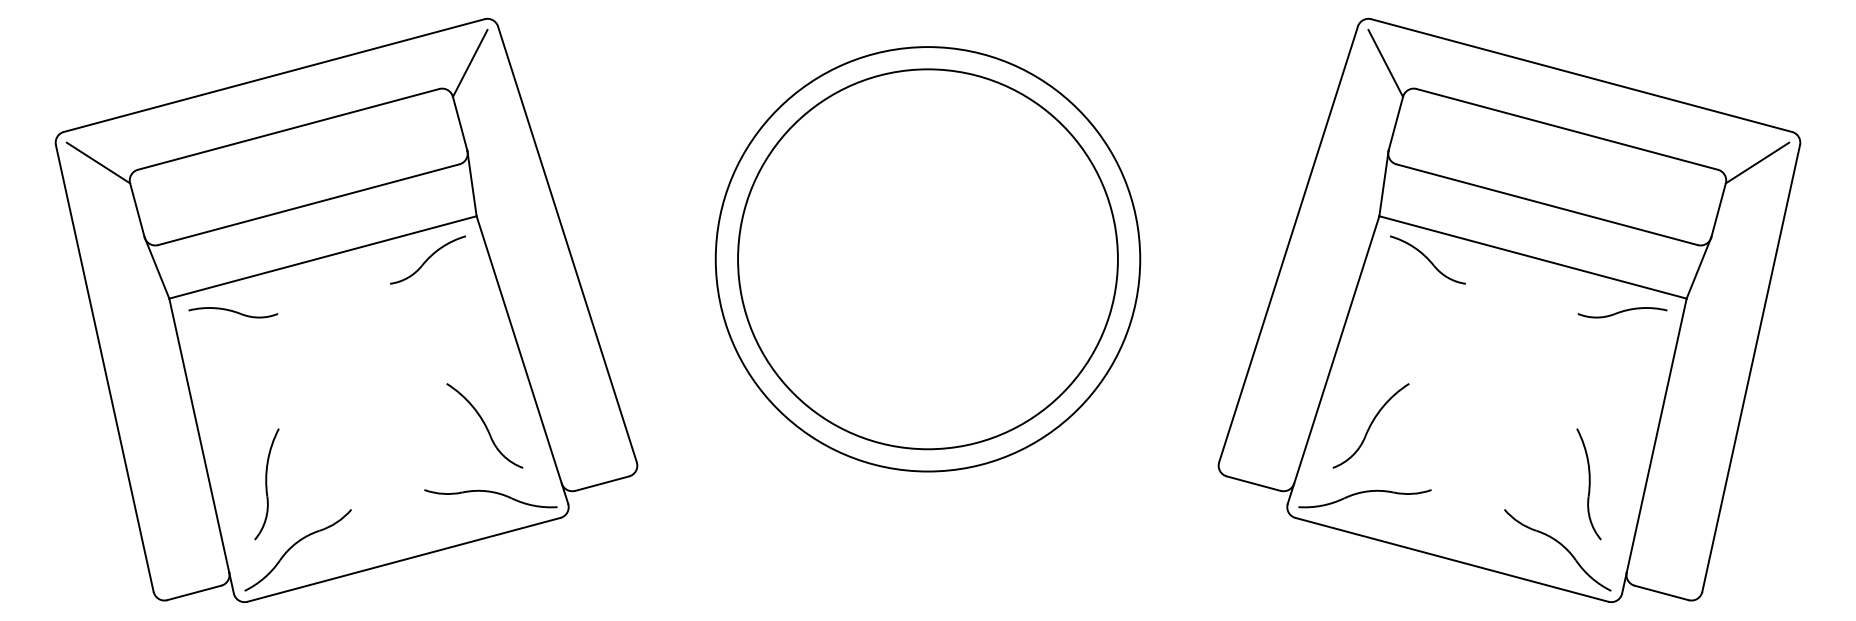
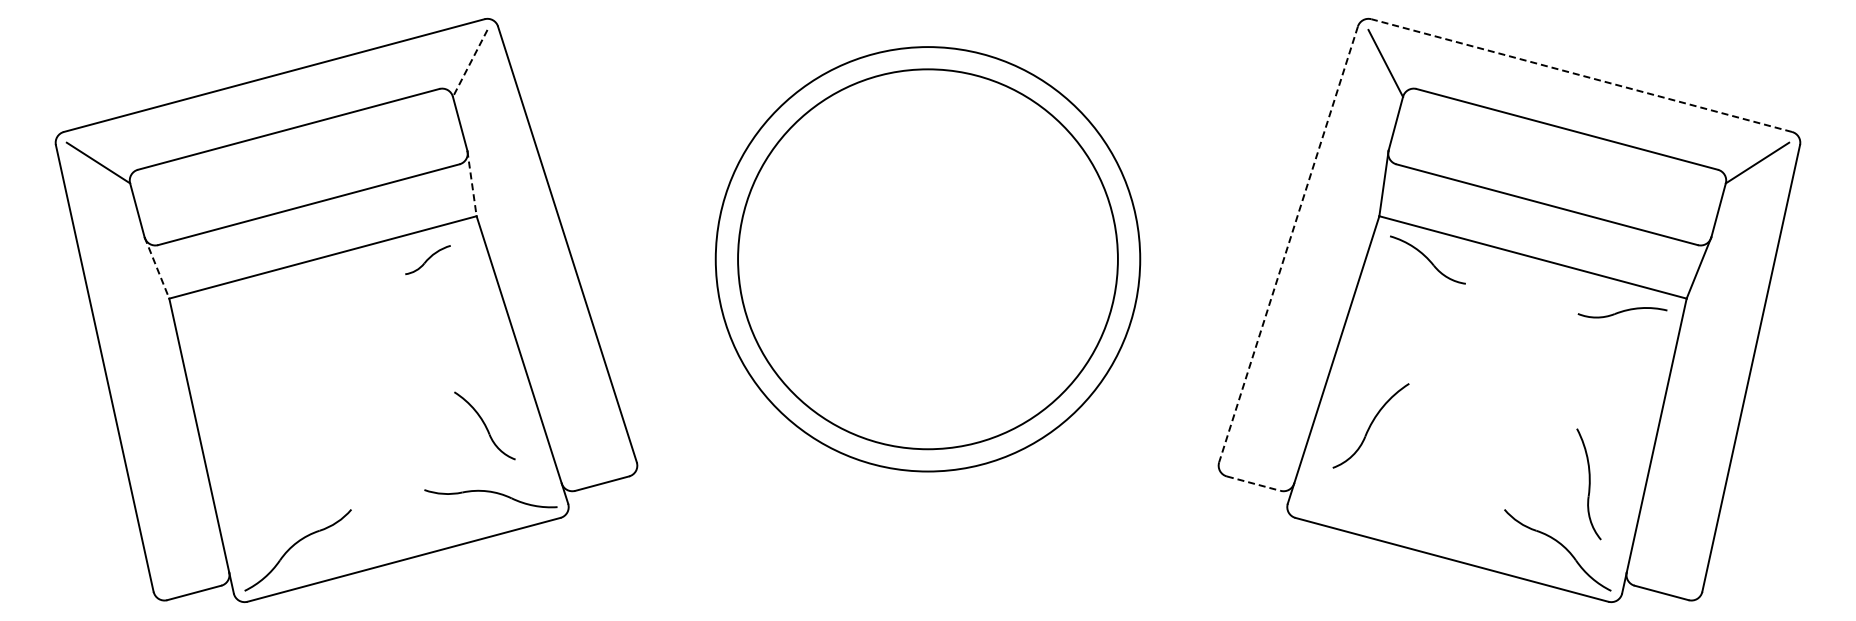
line: solid -> dashed (470, 63)
line: solid -> dashed (1581, 75)
line: solid -> dashed (472, 183)
line: solid -> dashed (1288, 244)
part size: 76x50 px -> 46x30 px (427, 259)
line: solid -> dashed (157, 268)
part: present -> none (233, 312)
part size: 78x86 px -> 62x70 px (484, 425)
line: solid -> dashed (1253, 483)
part: present -> none (266, 484)
part: present -> none (1364, 498)
